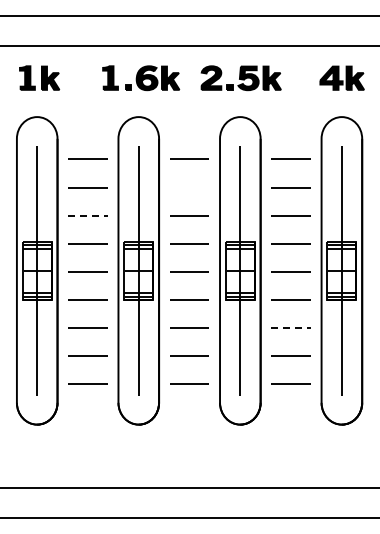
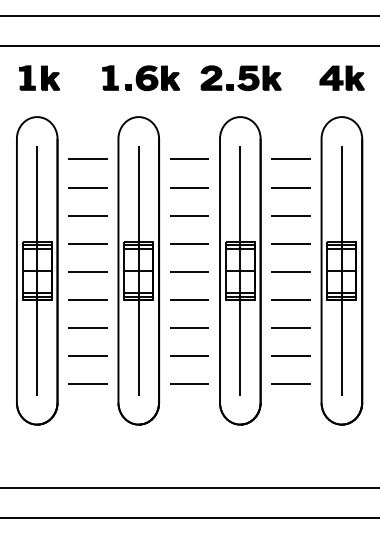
line: none -> present (189, 187)
line: dashed -> solid (87, 215)
line: dashed -> solid (291, 328)
